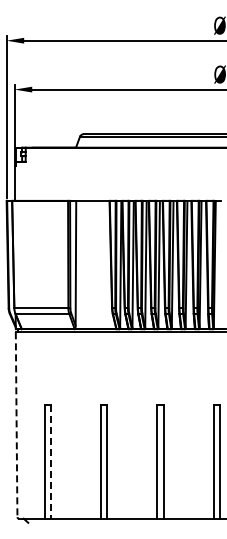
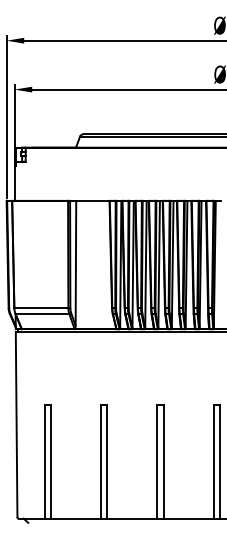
line: dashed -> solid (16, 425)
line: dashed -> solid (50, 462)
